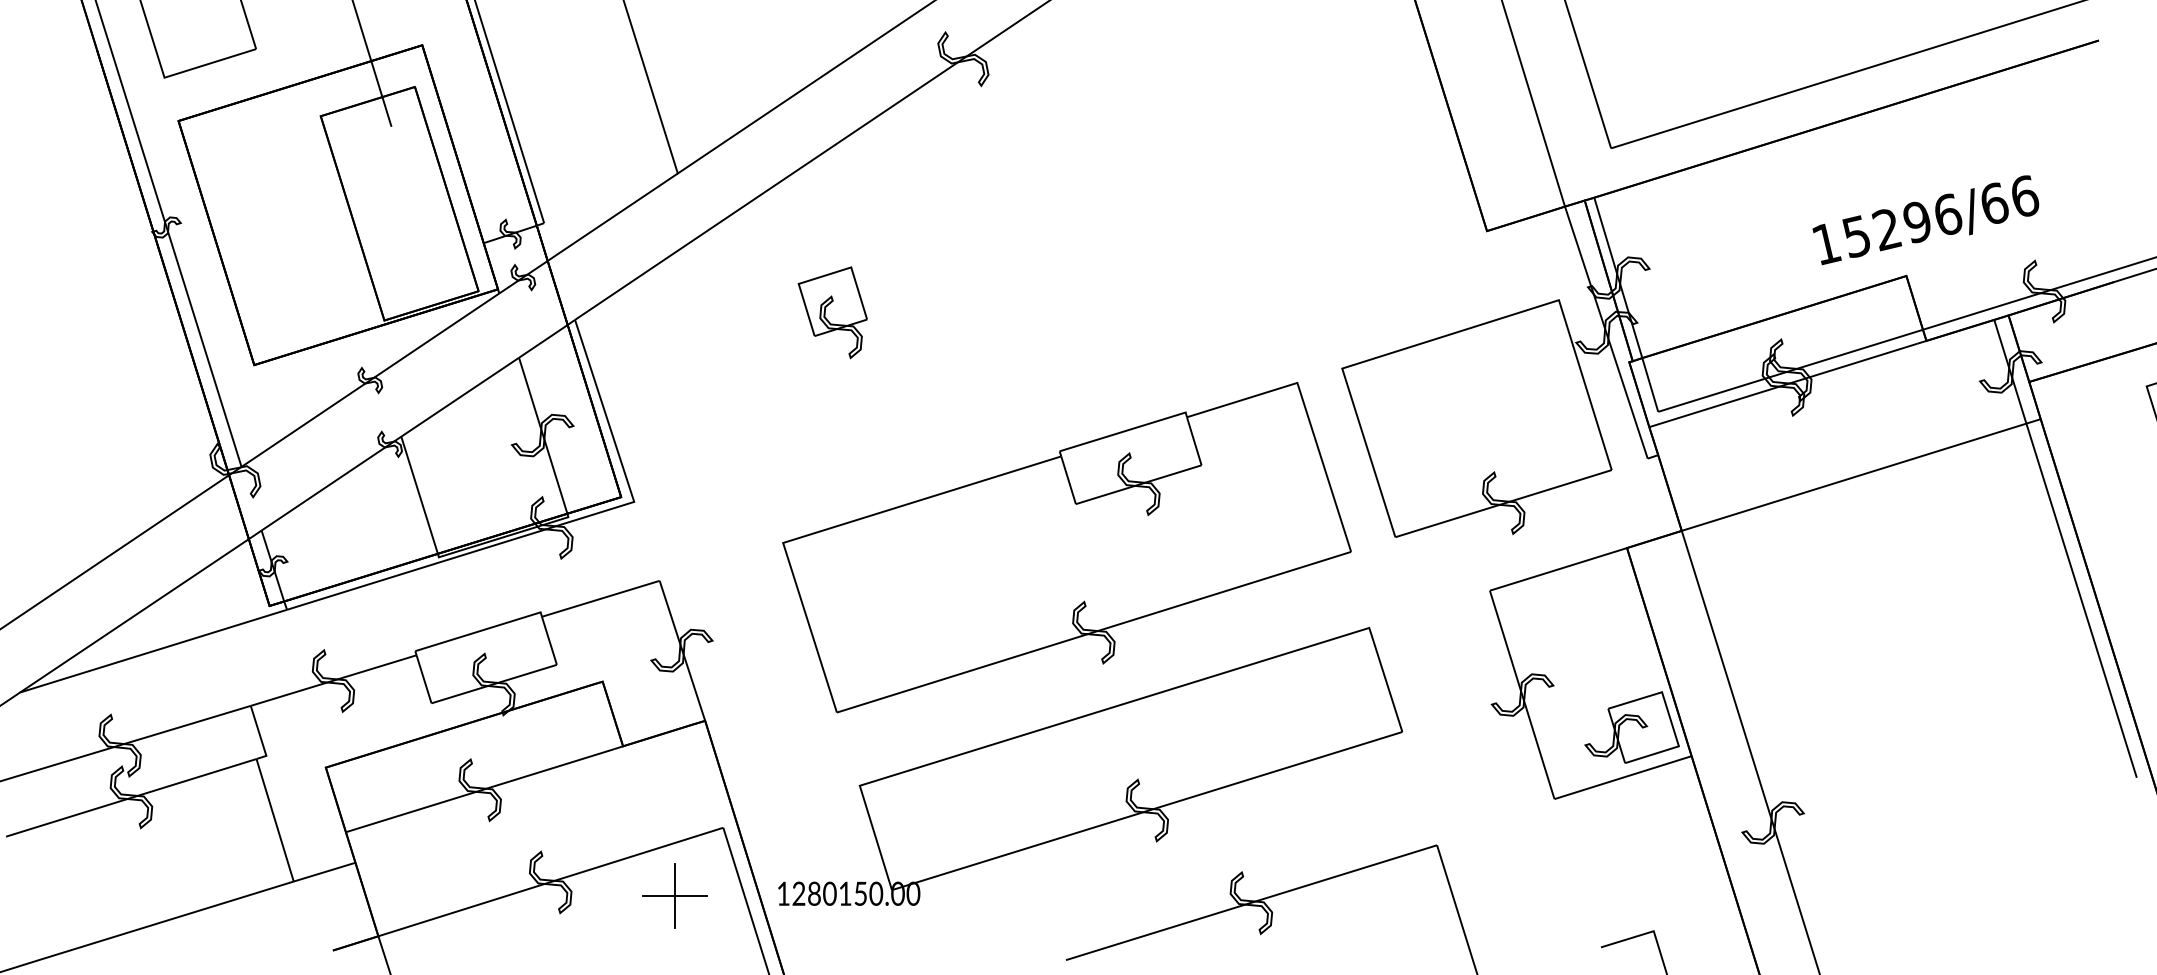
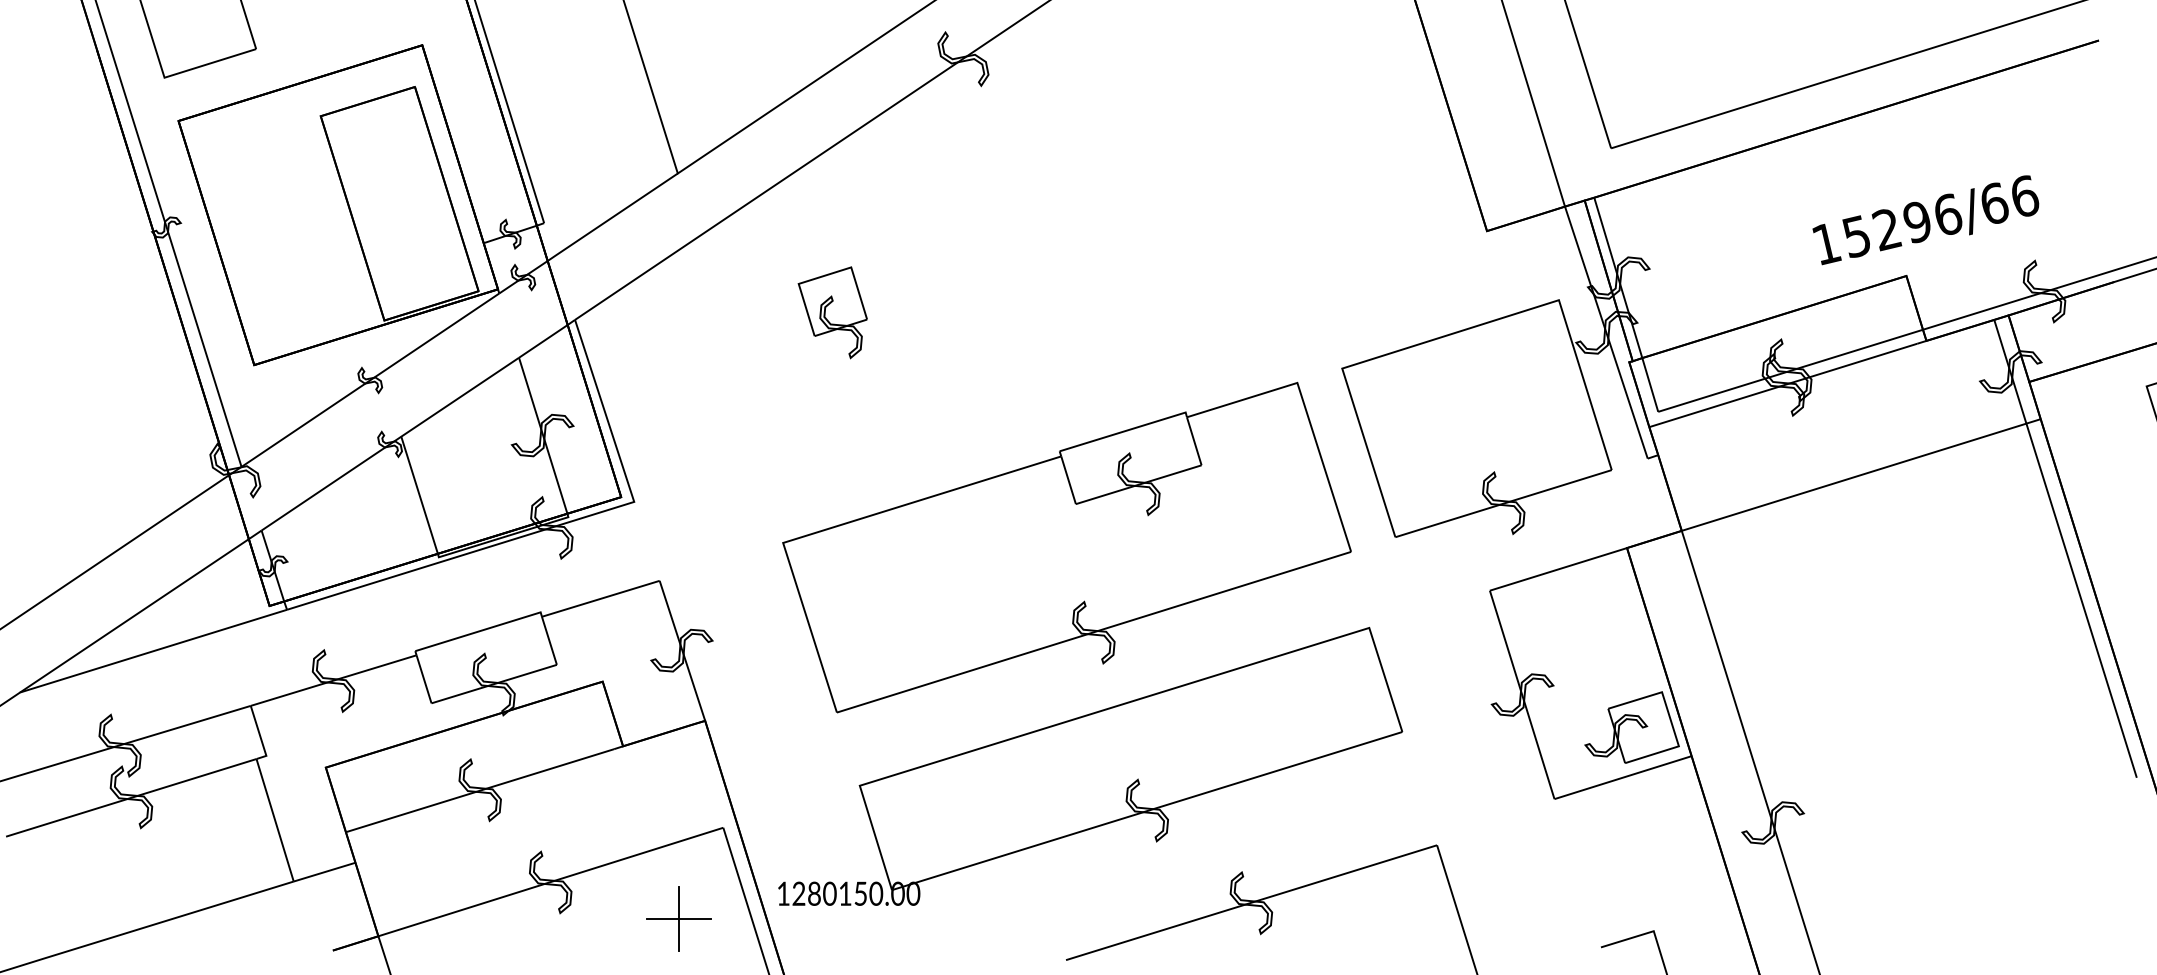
line: present -> none (372, 63)
part position: (674, 895) -> (678, 918) (678, 918)
